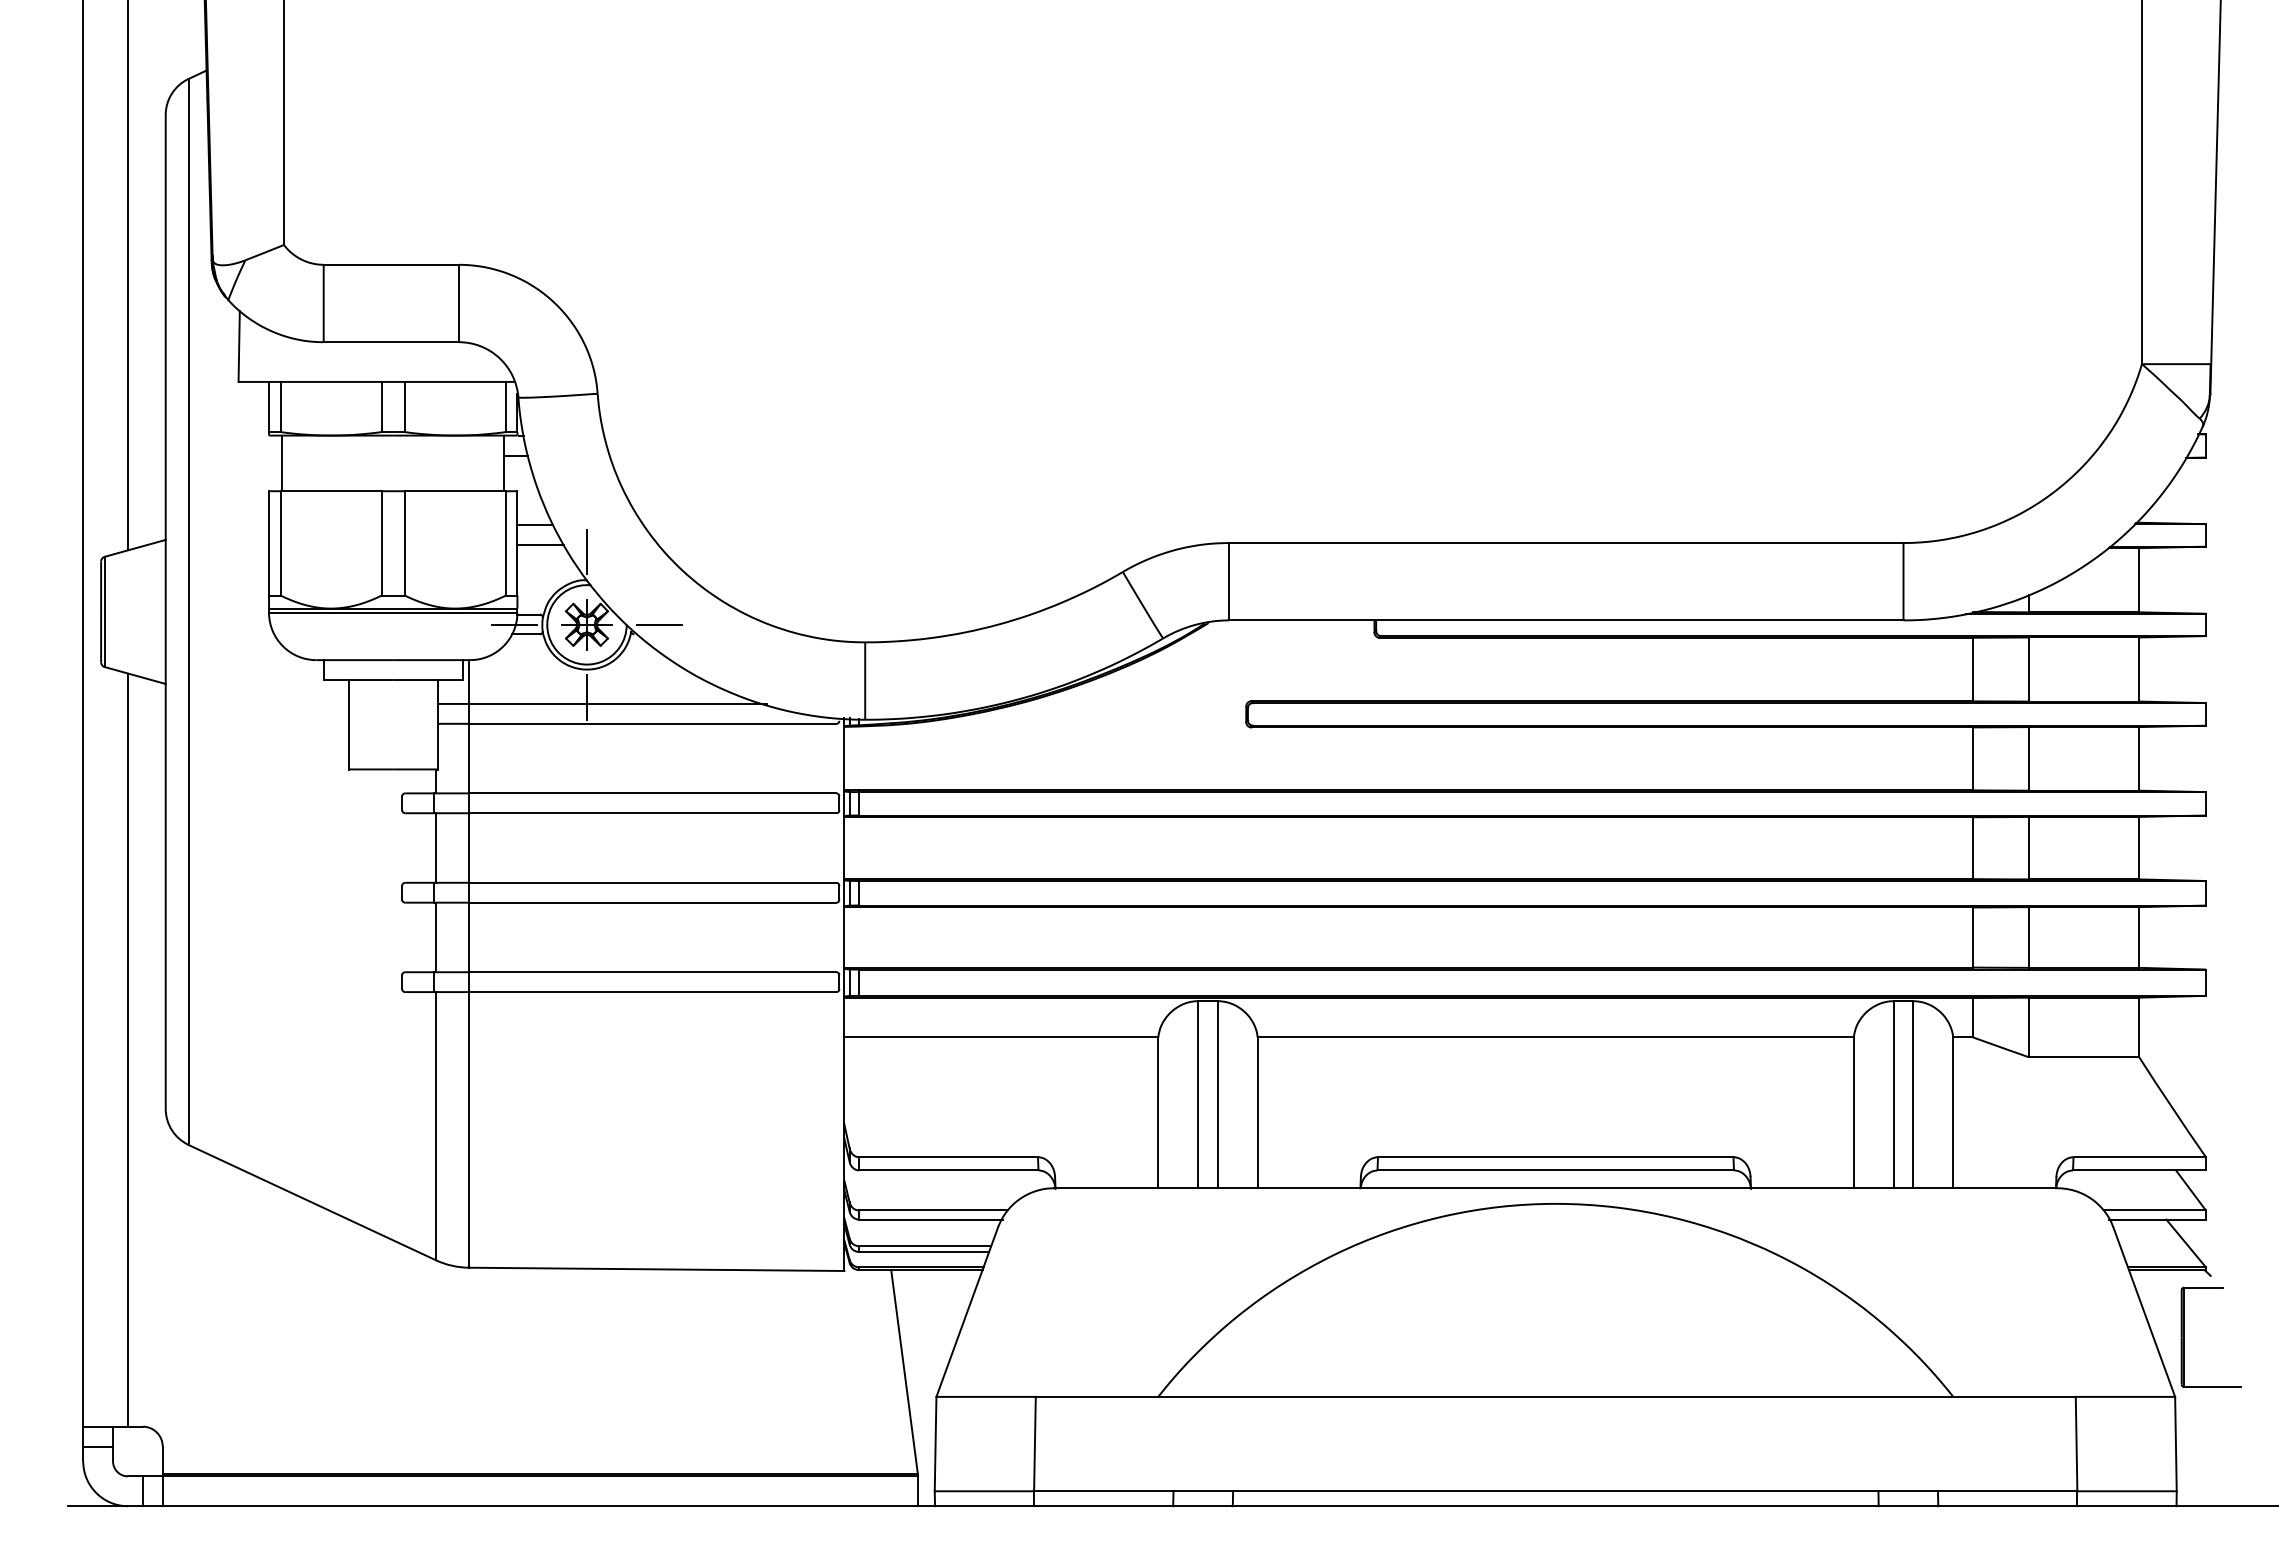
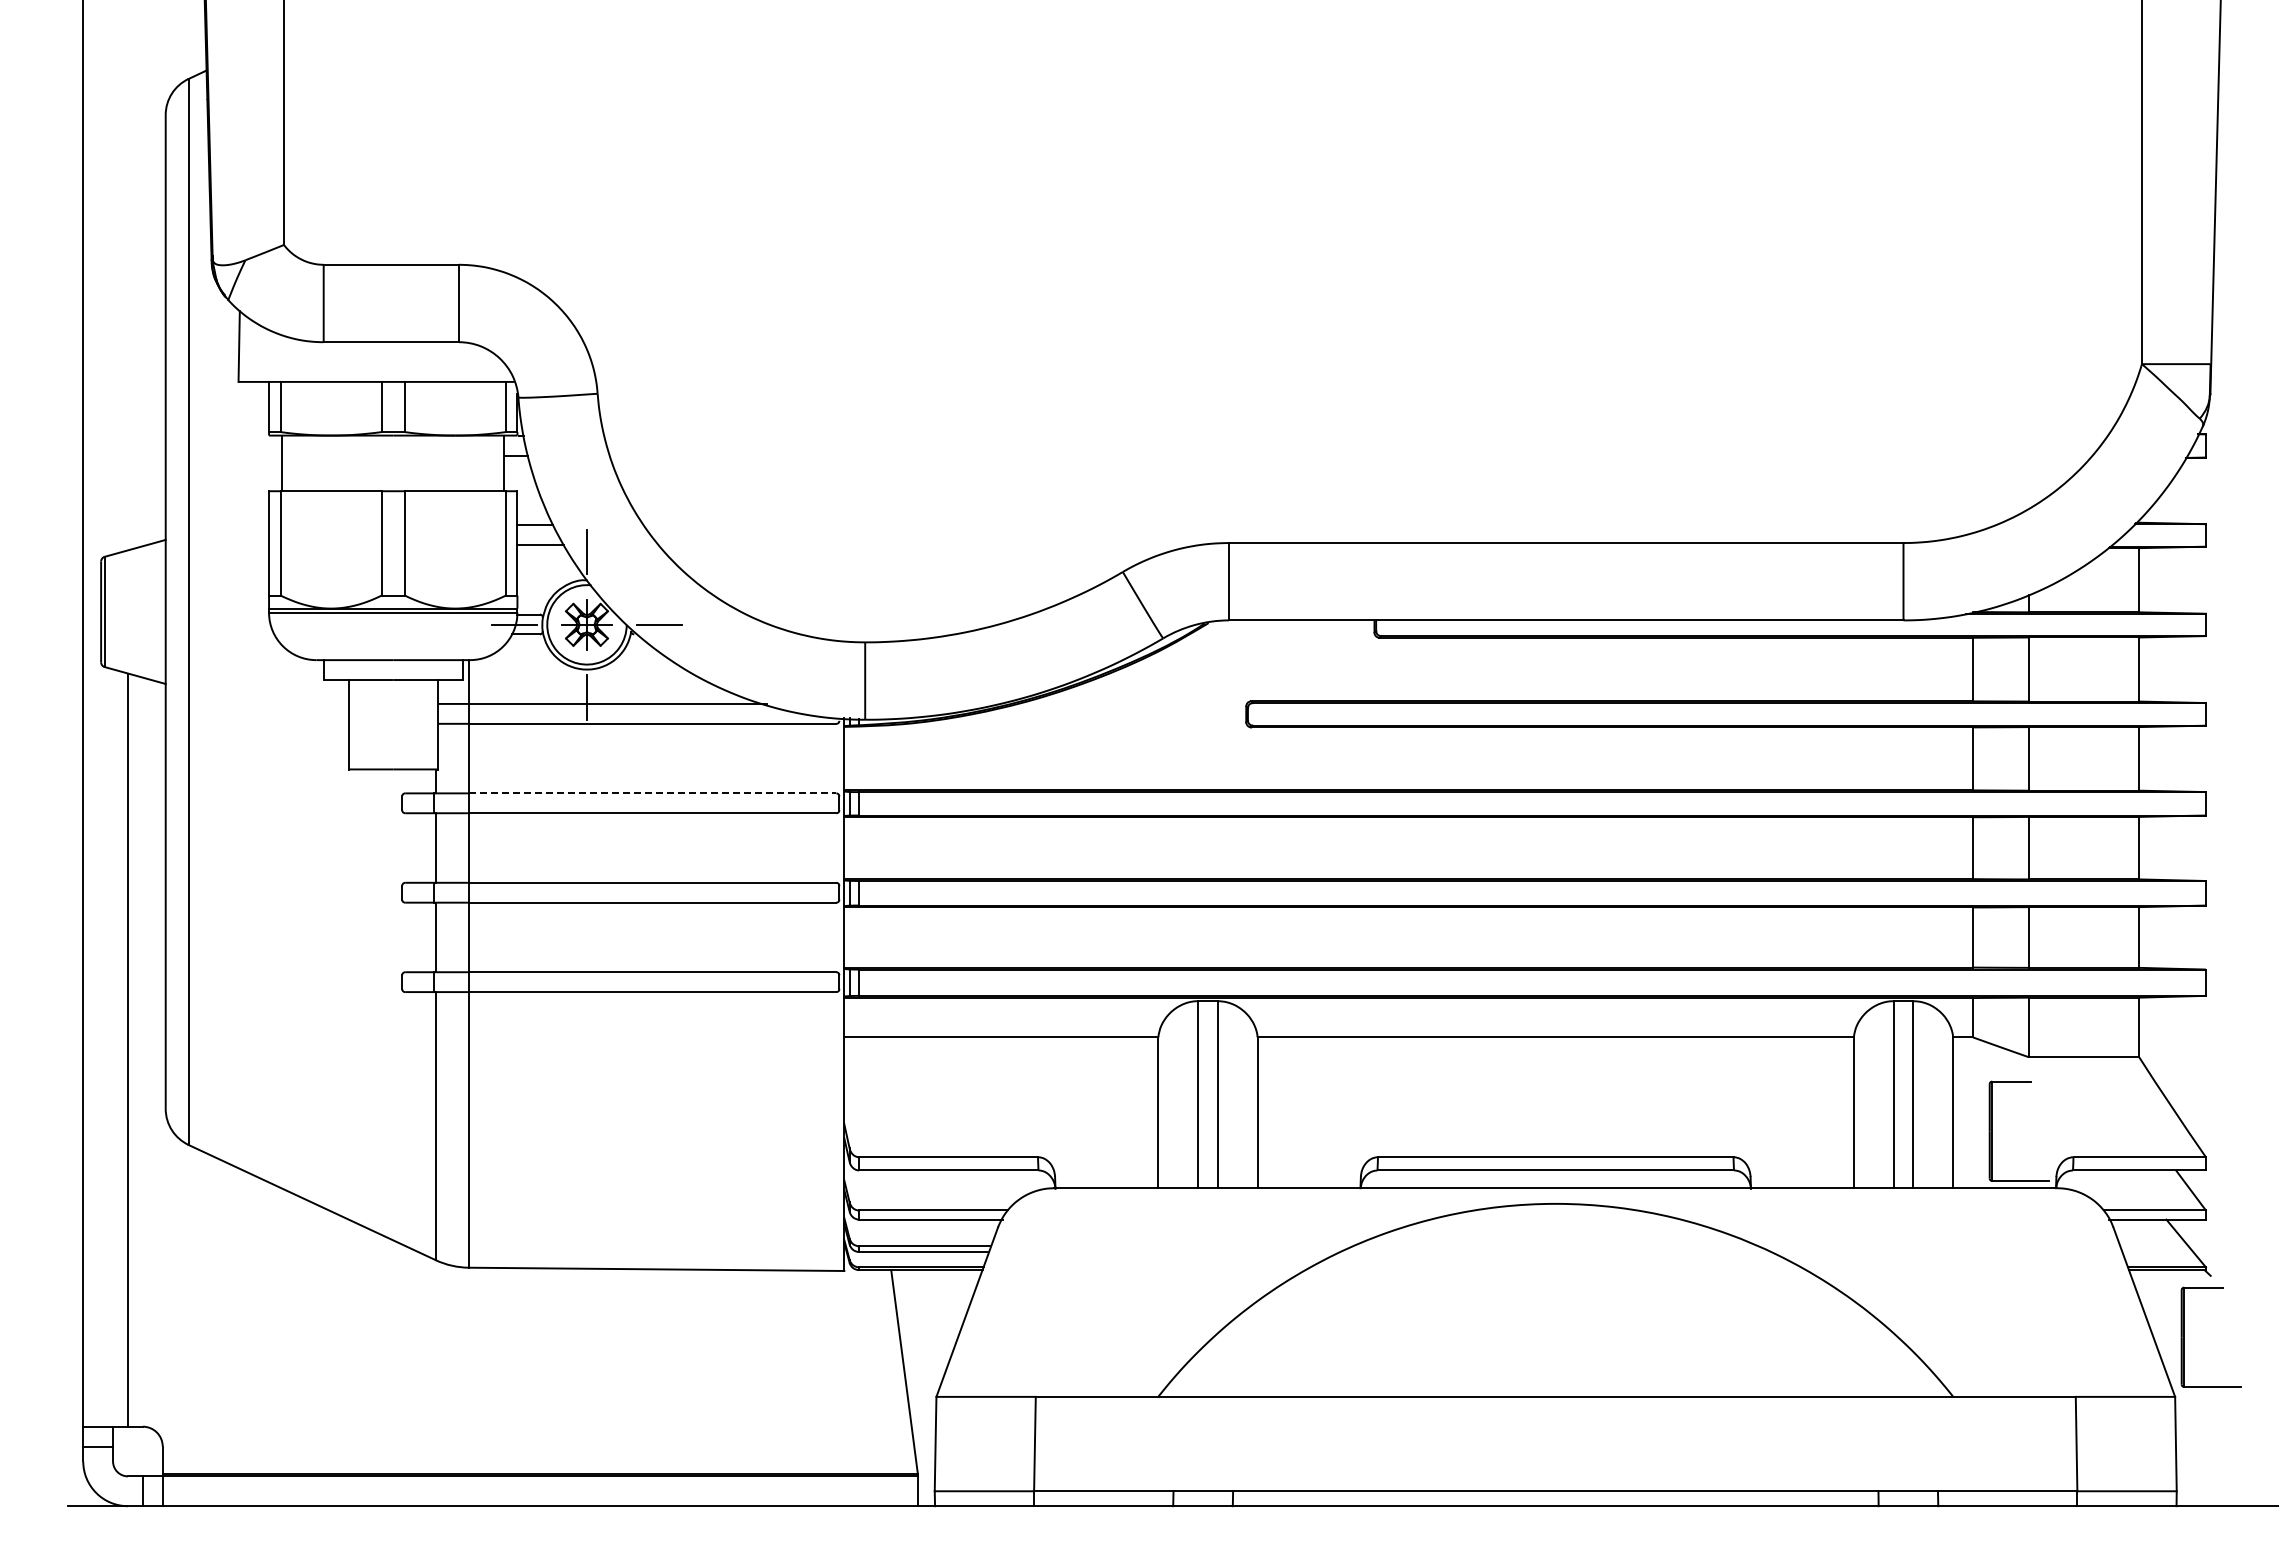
line: present -> none (127, 276)
line: solid -> dashed (652, 793)
part: none -> present (1992, 1130)
